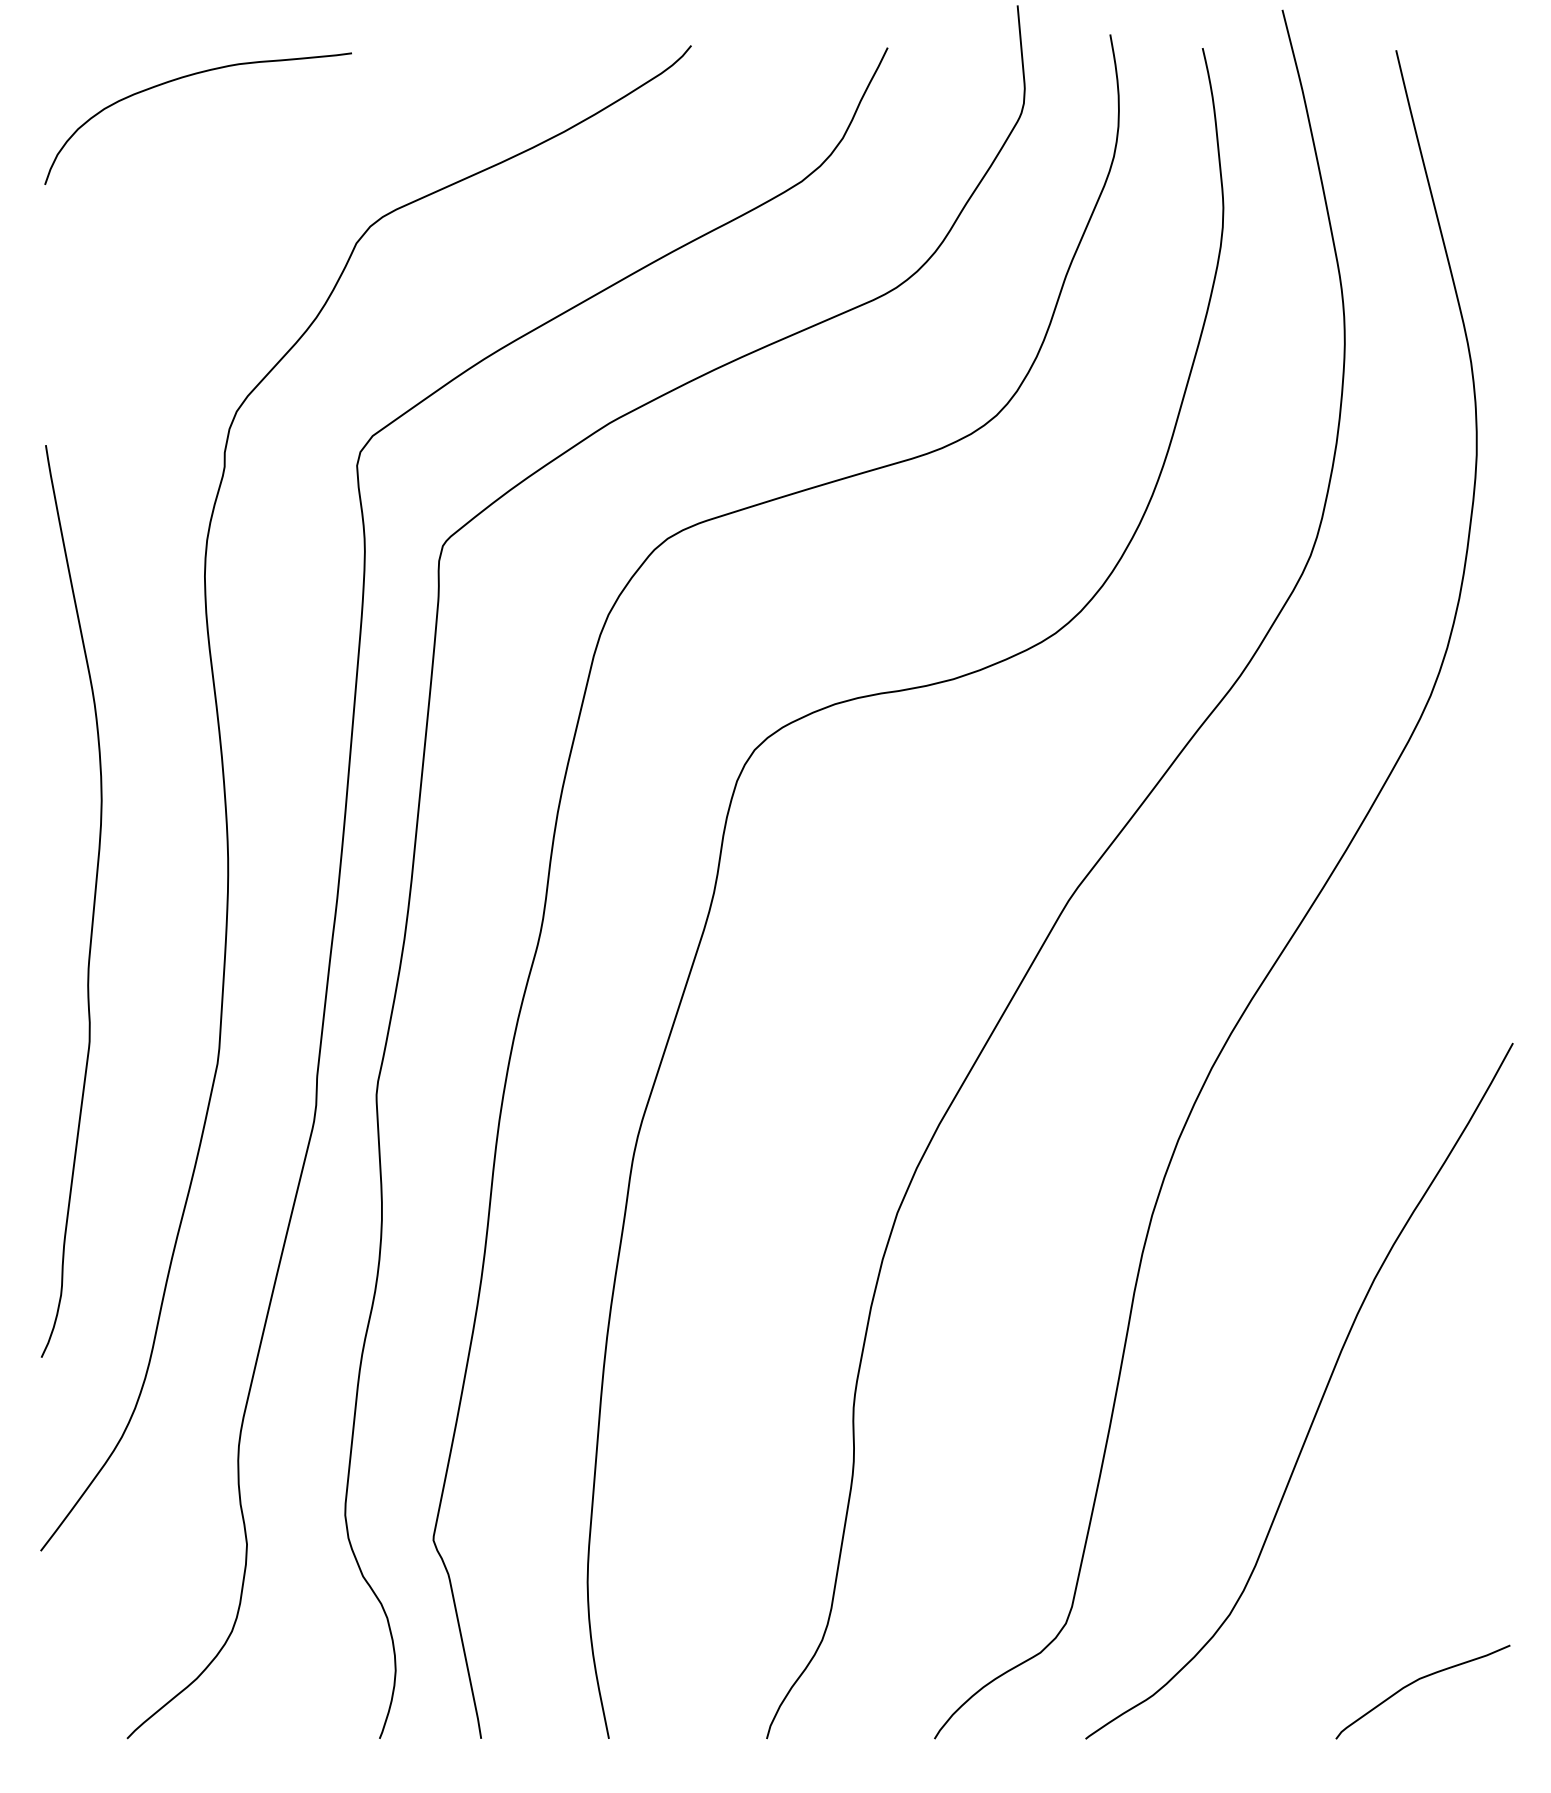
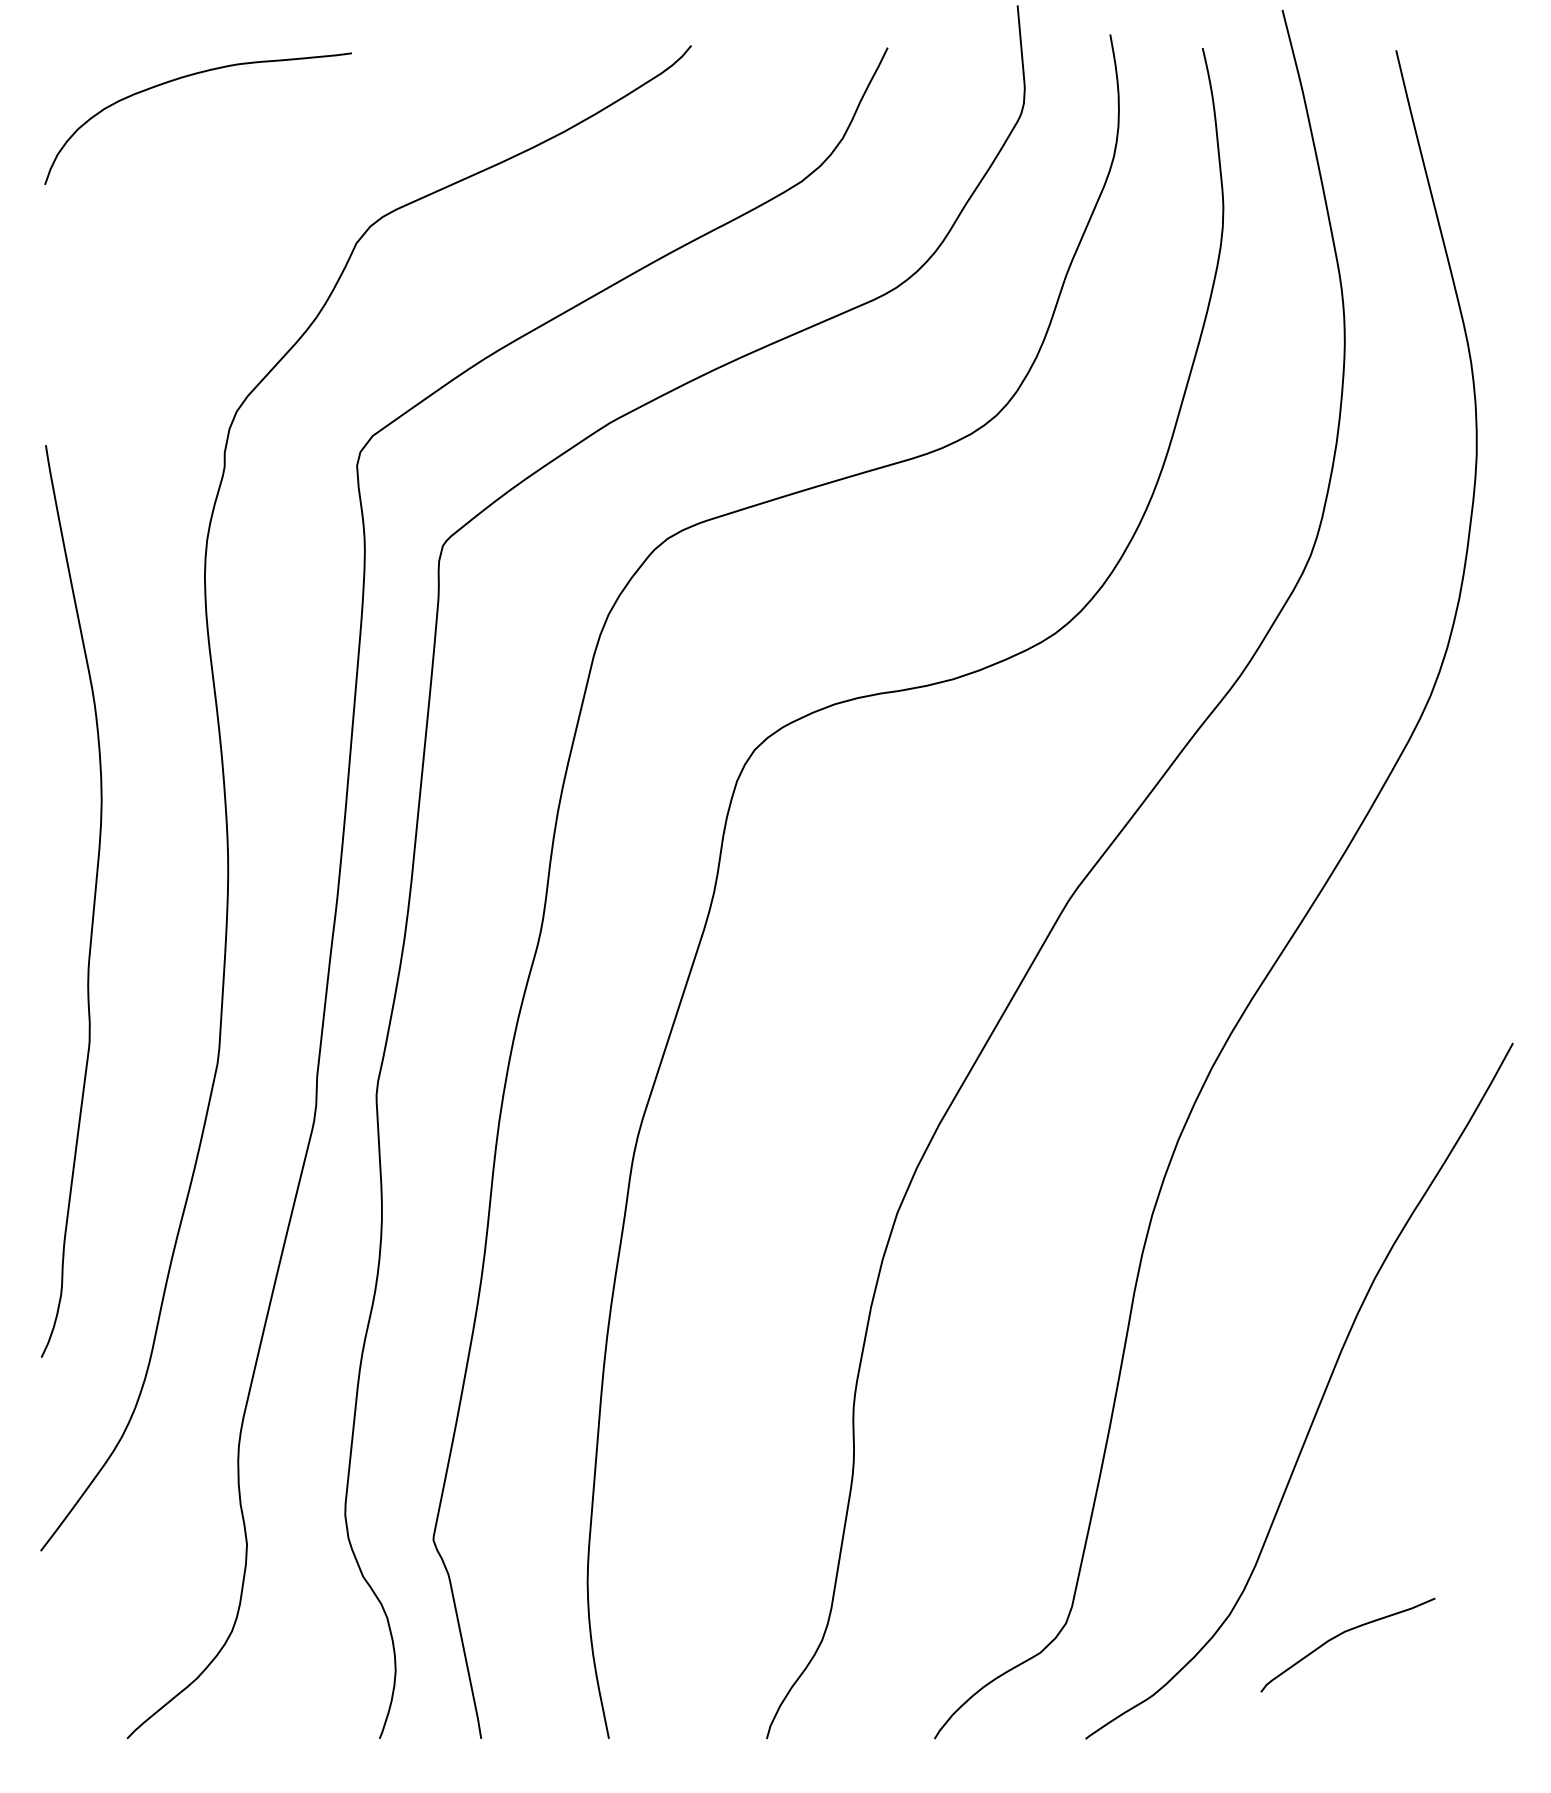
curve position: (1417, 1681) -> (1342, 1634) (1342, 1634)
